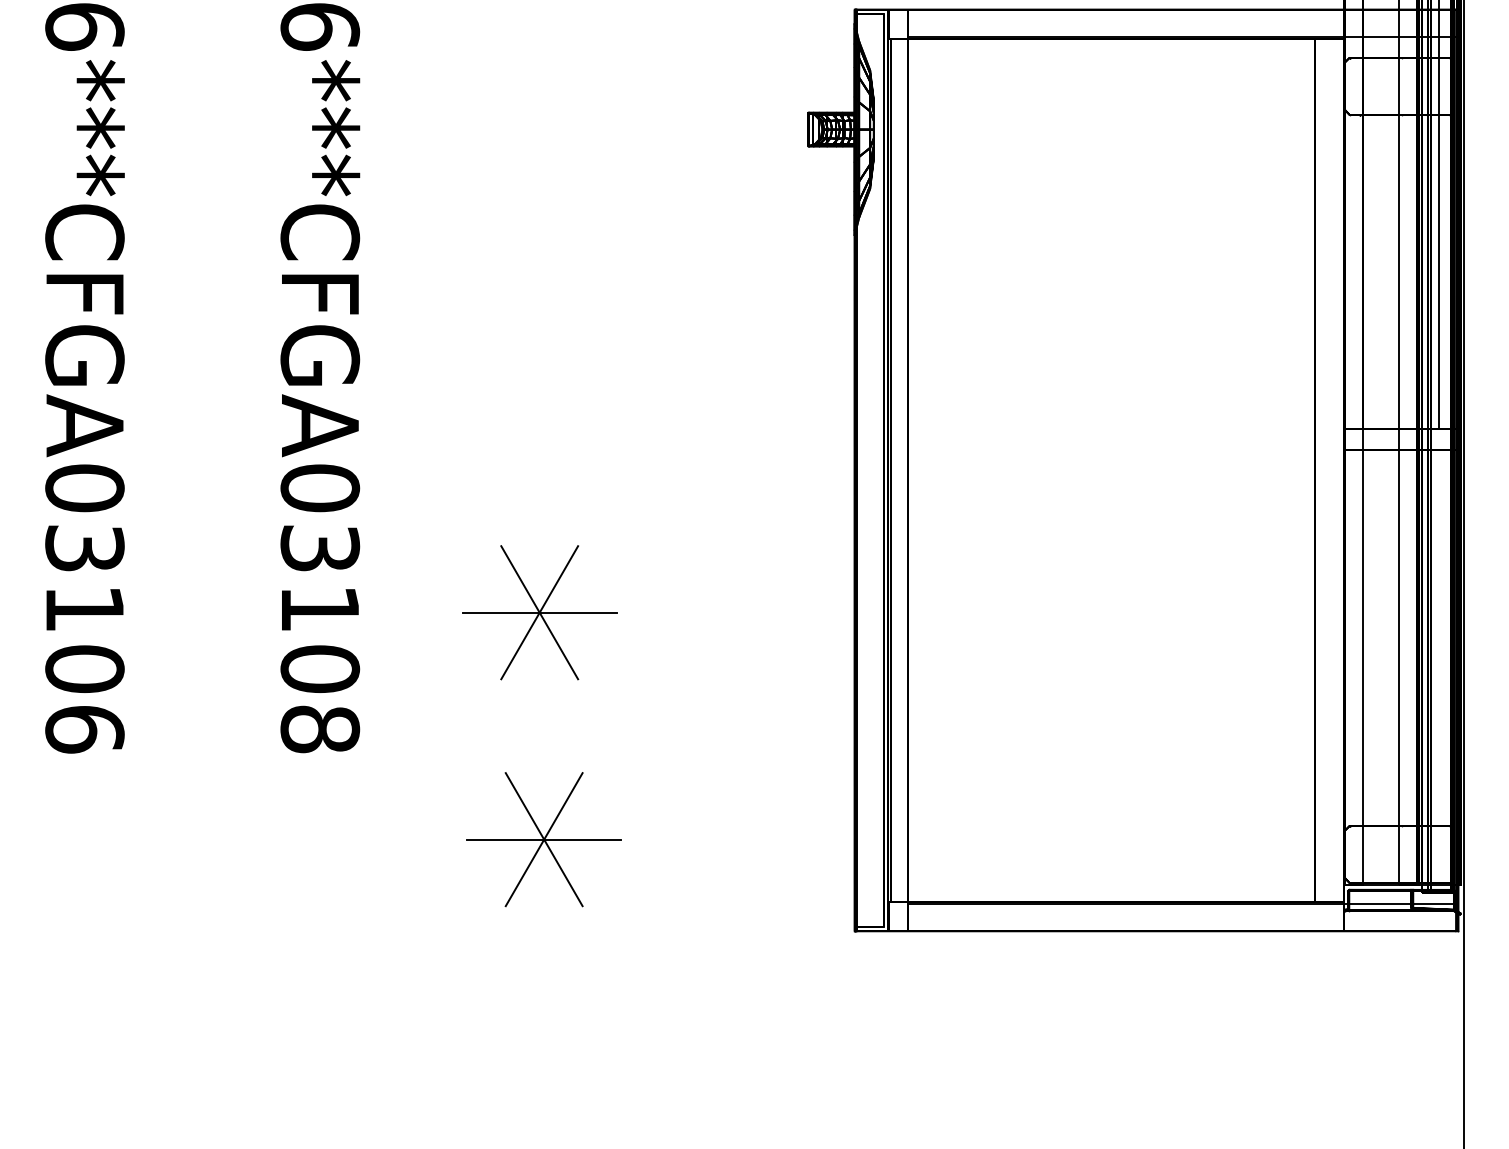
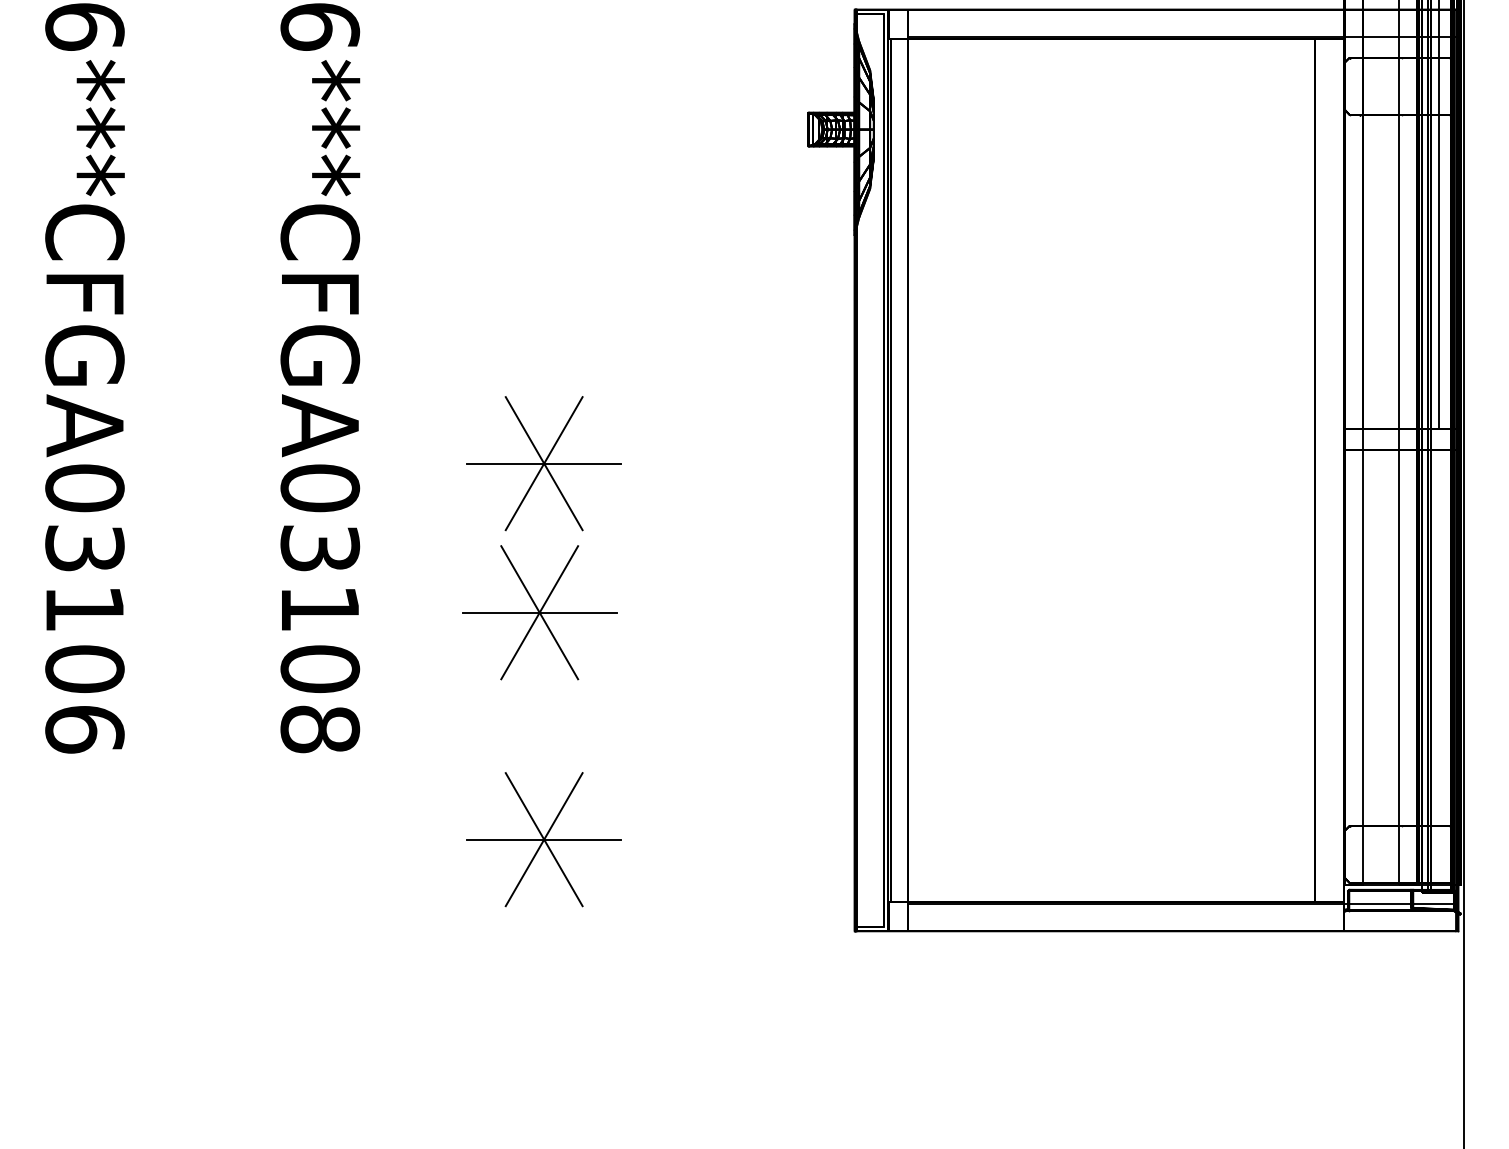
part: none -> present (543, 463)
